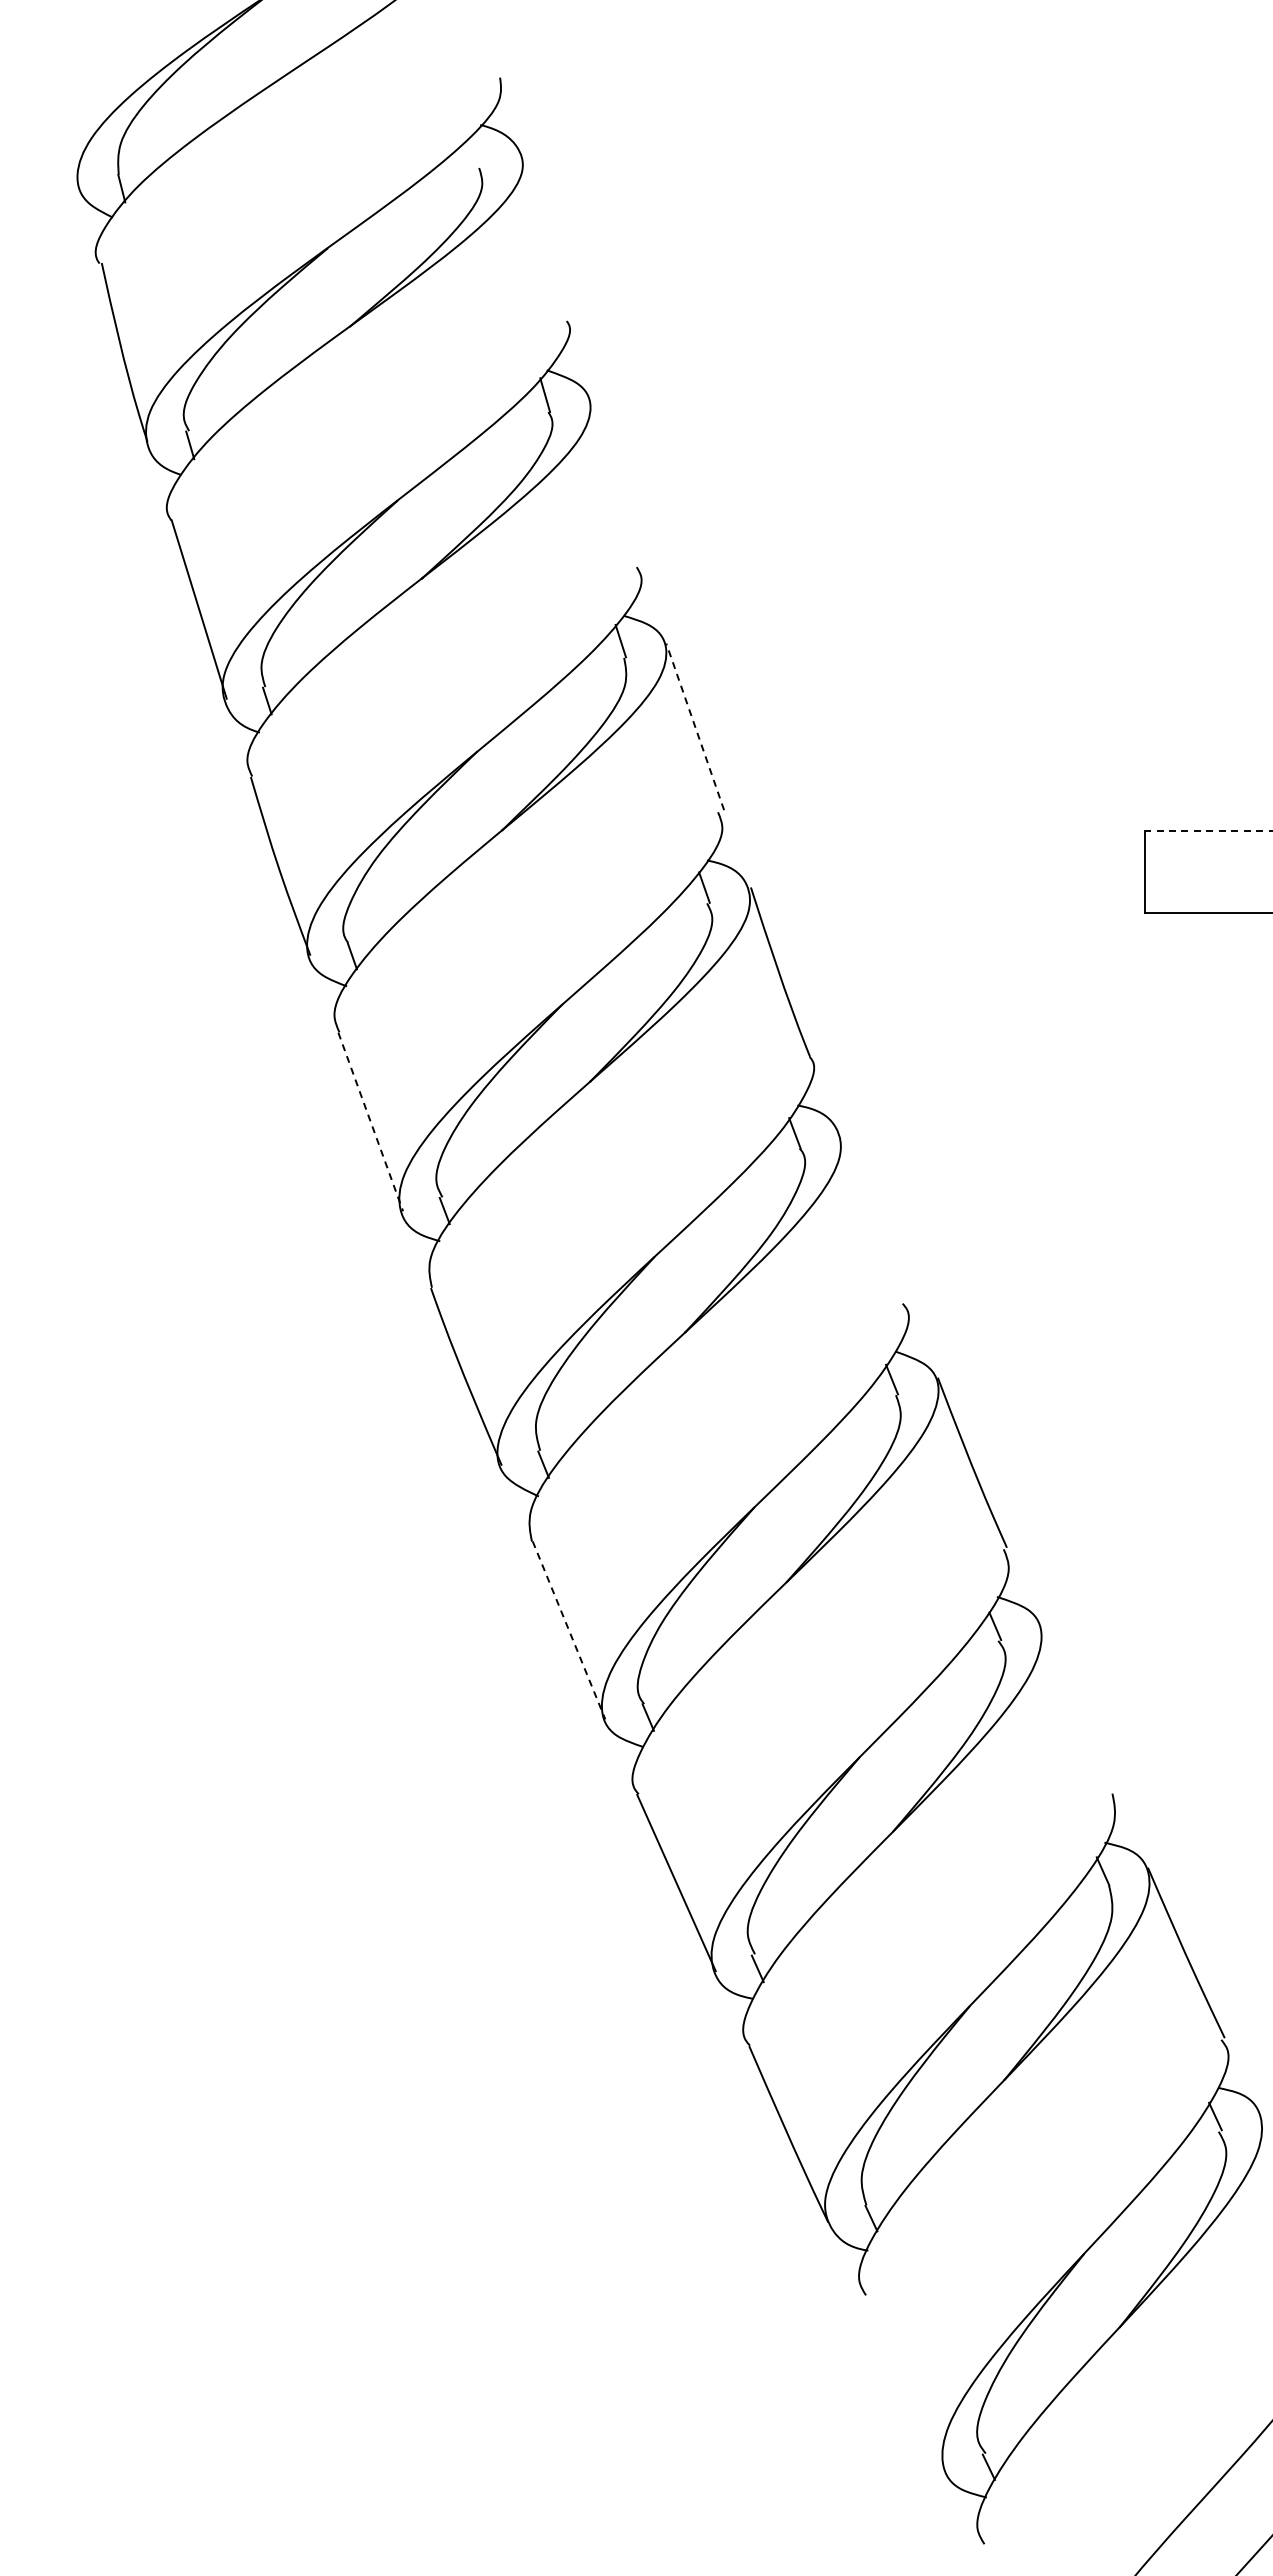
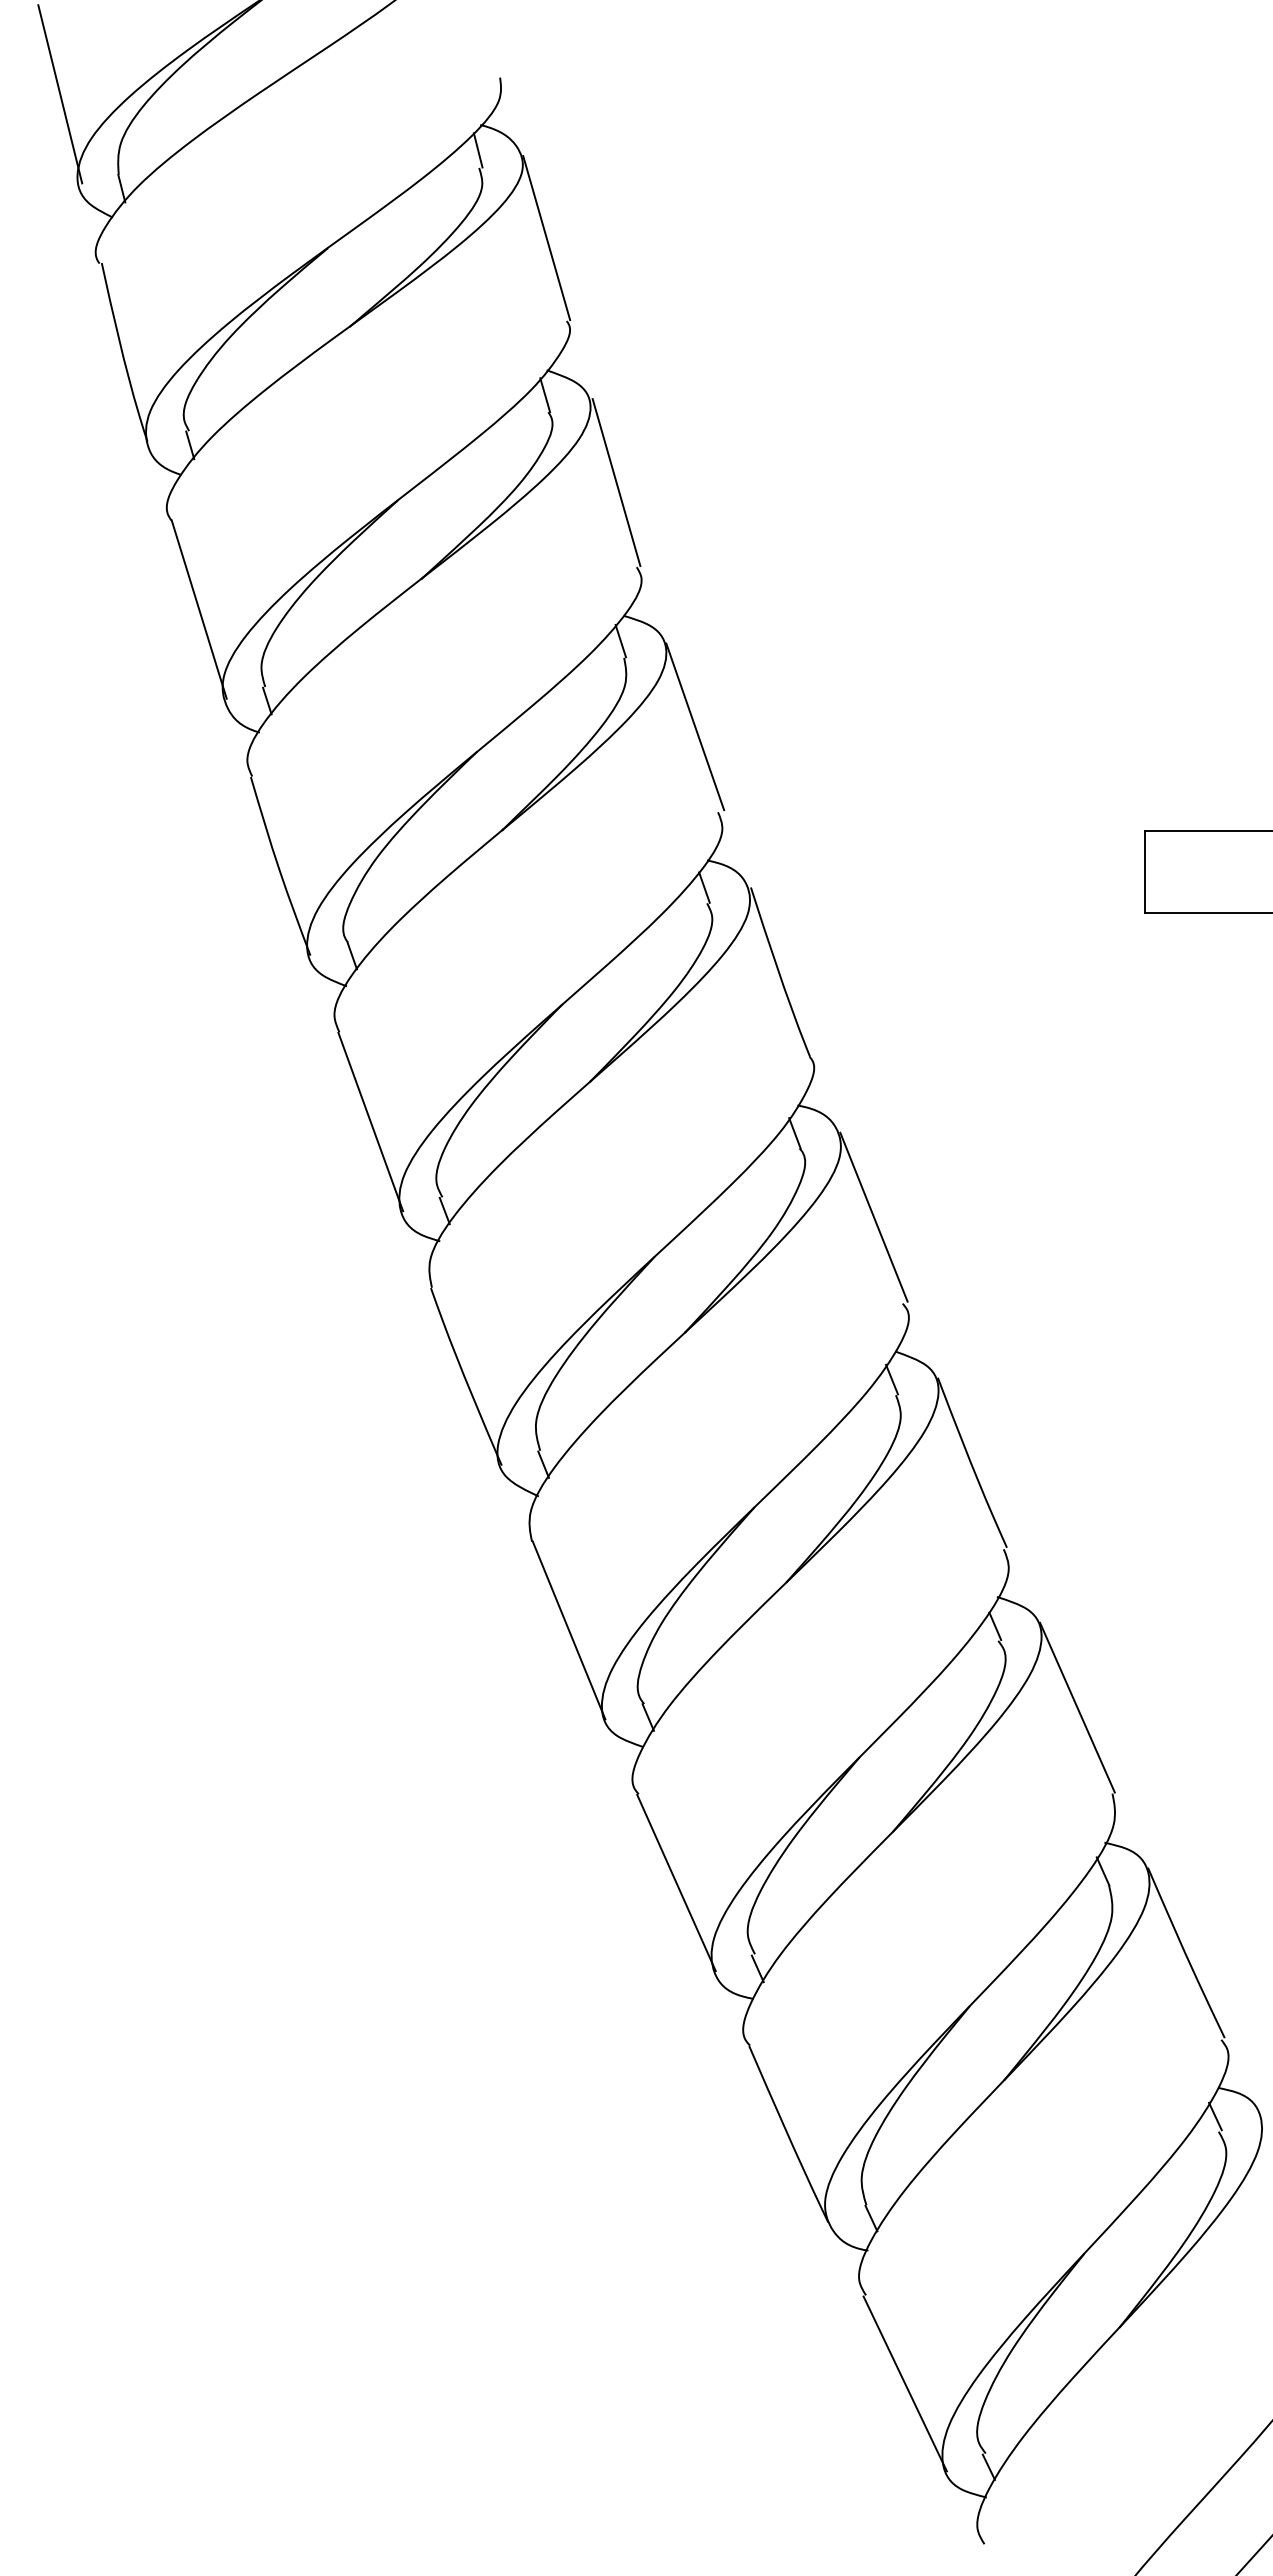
line: none -> present (60, 94)
line: none -> present (477, 150)
line: none -> present (546, 238)
line: none -> present (616, 482)
line: dashed -> solid (695, 726)
line: dashed -> solid (1208, 831)
line: dashed -> solid (370, 1121)
line: none -> present (873, 1216)
line: dashed -> solid (569, 1630)
line: none -> present (1077, 1707)
line: none -> present (904, 2383)
